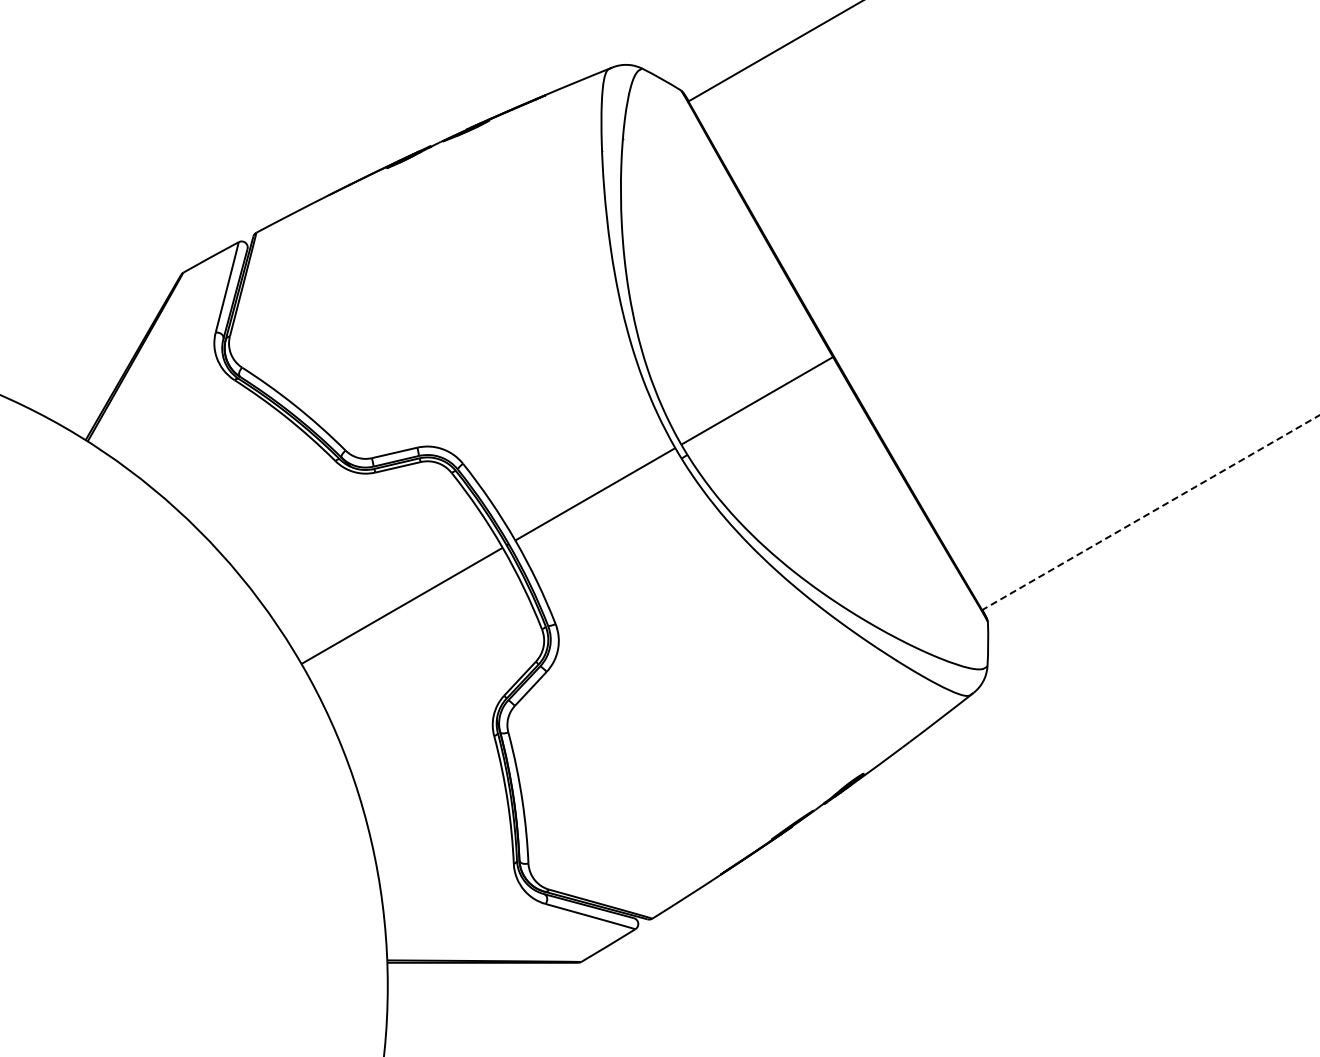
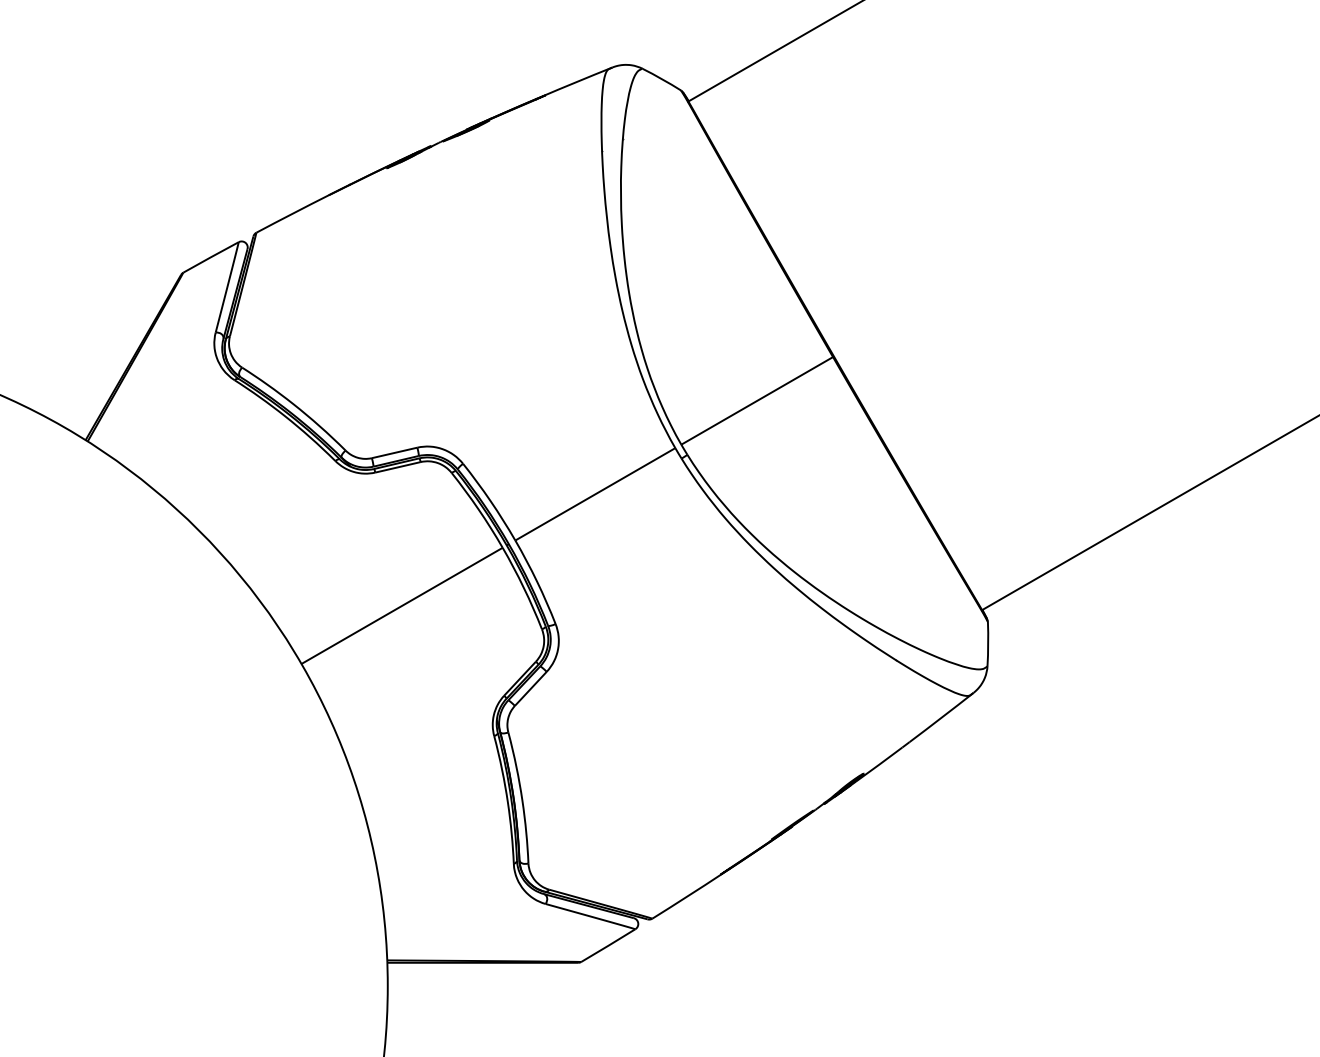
line: dashed -> solid (1150, 512)
